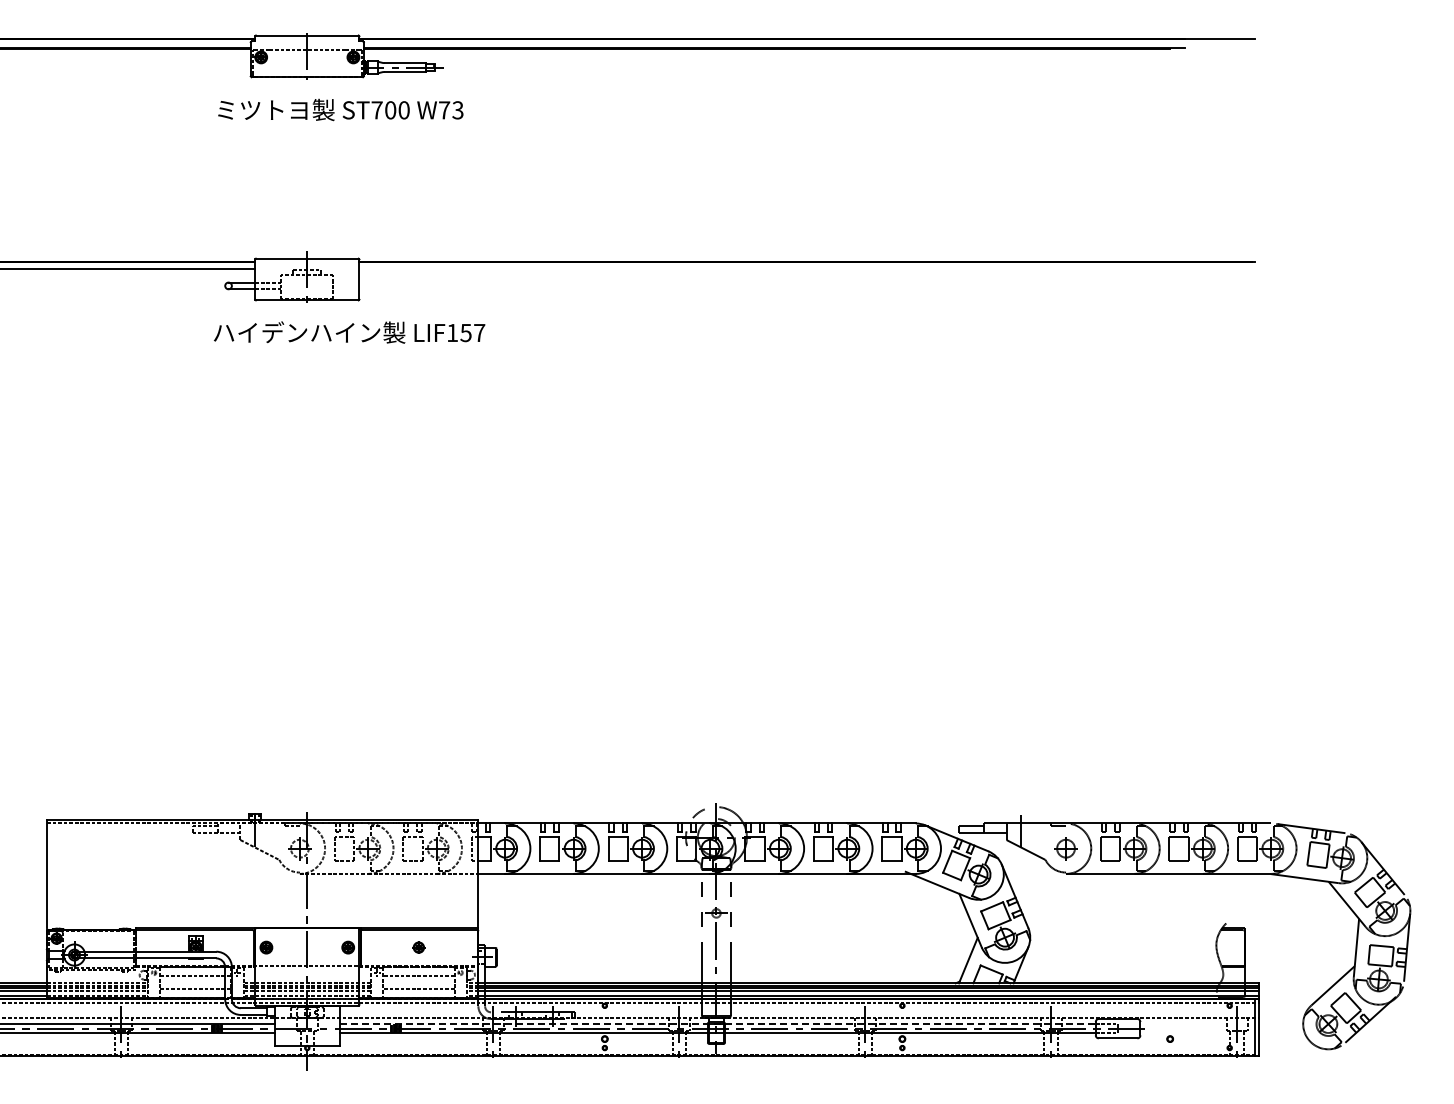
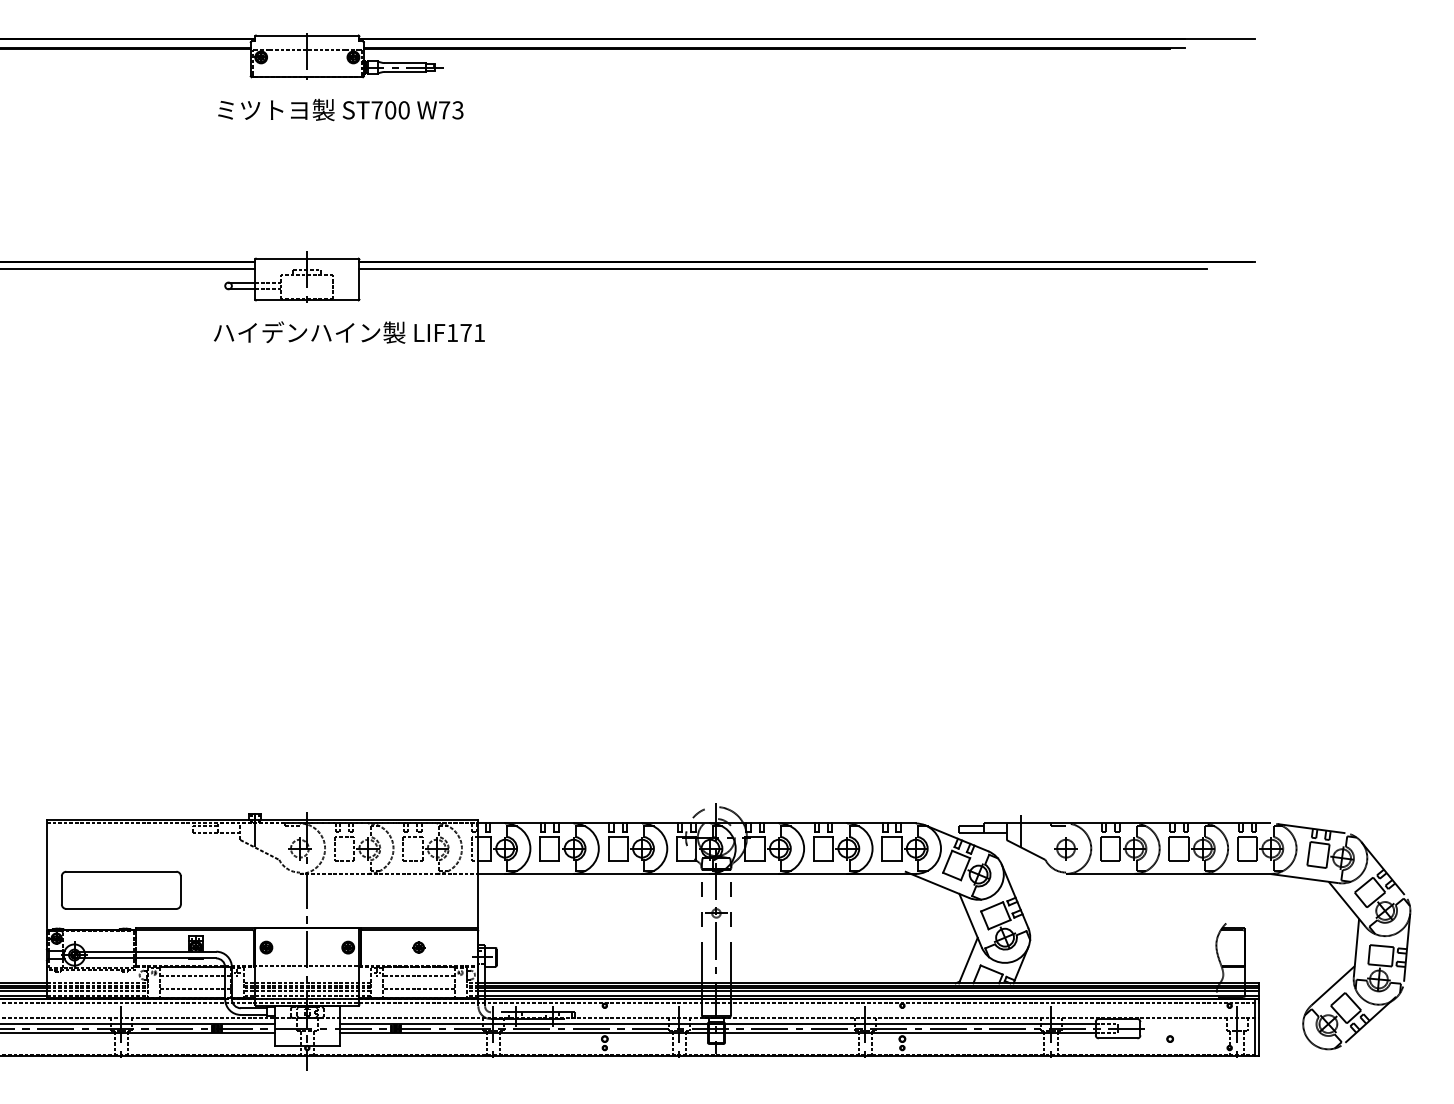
line: none -> present (783, 269)
text: LIF157 -> LIF171 (472, 333)
part: none -> present (121, 889)
line: dashed -> solid (717, 1024)
